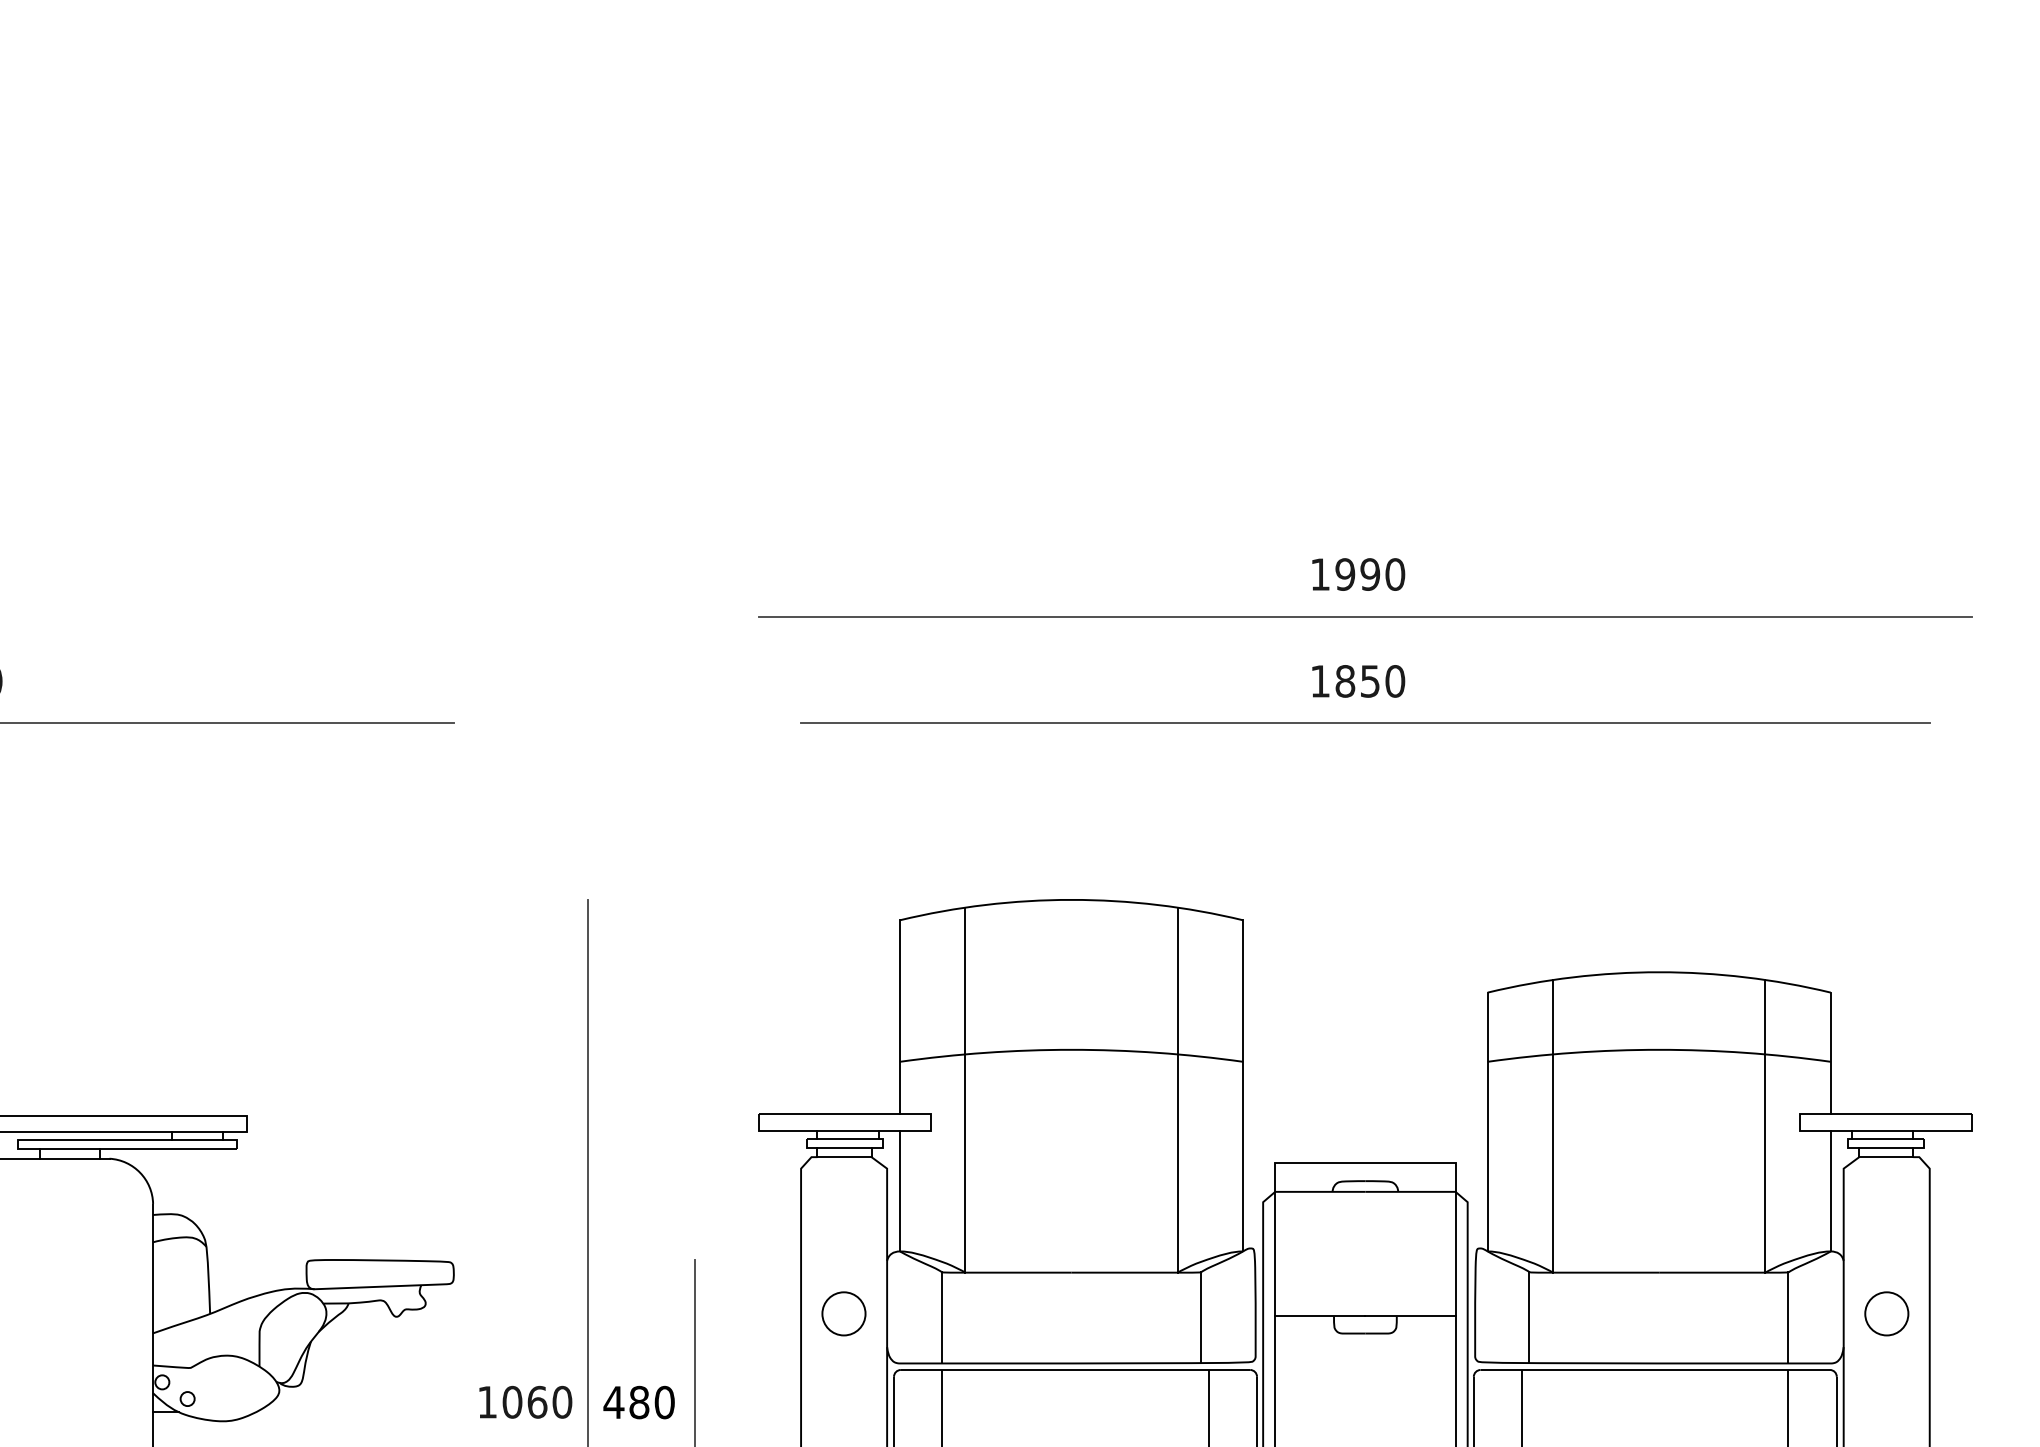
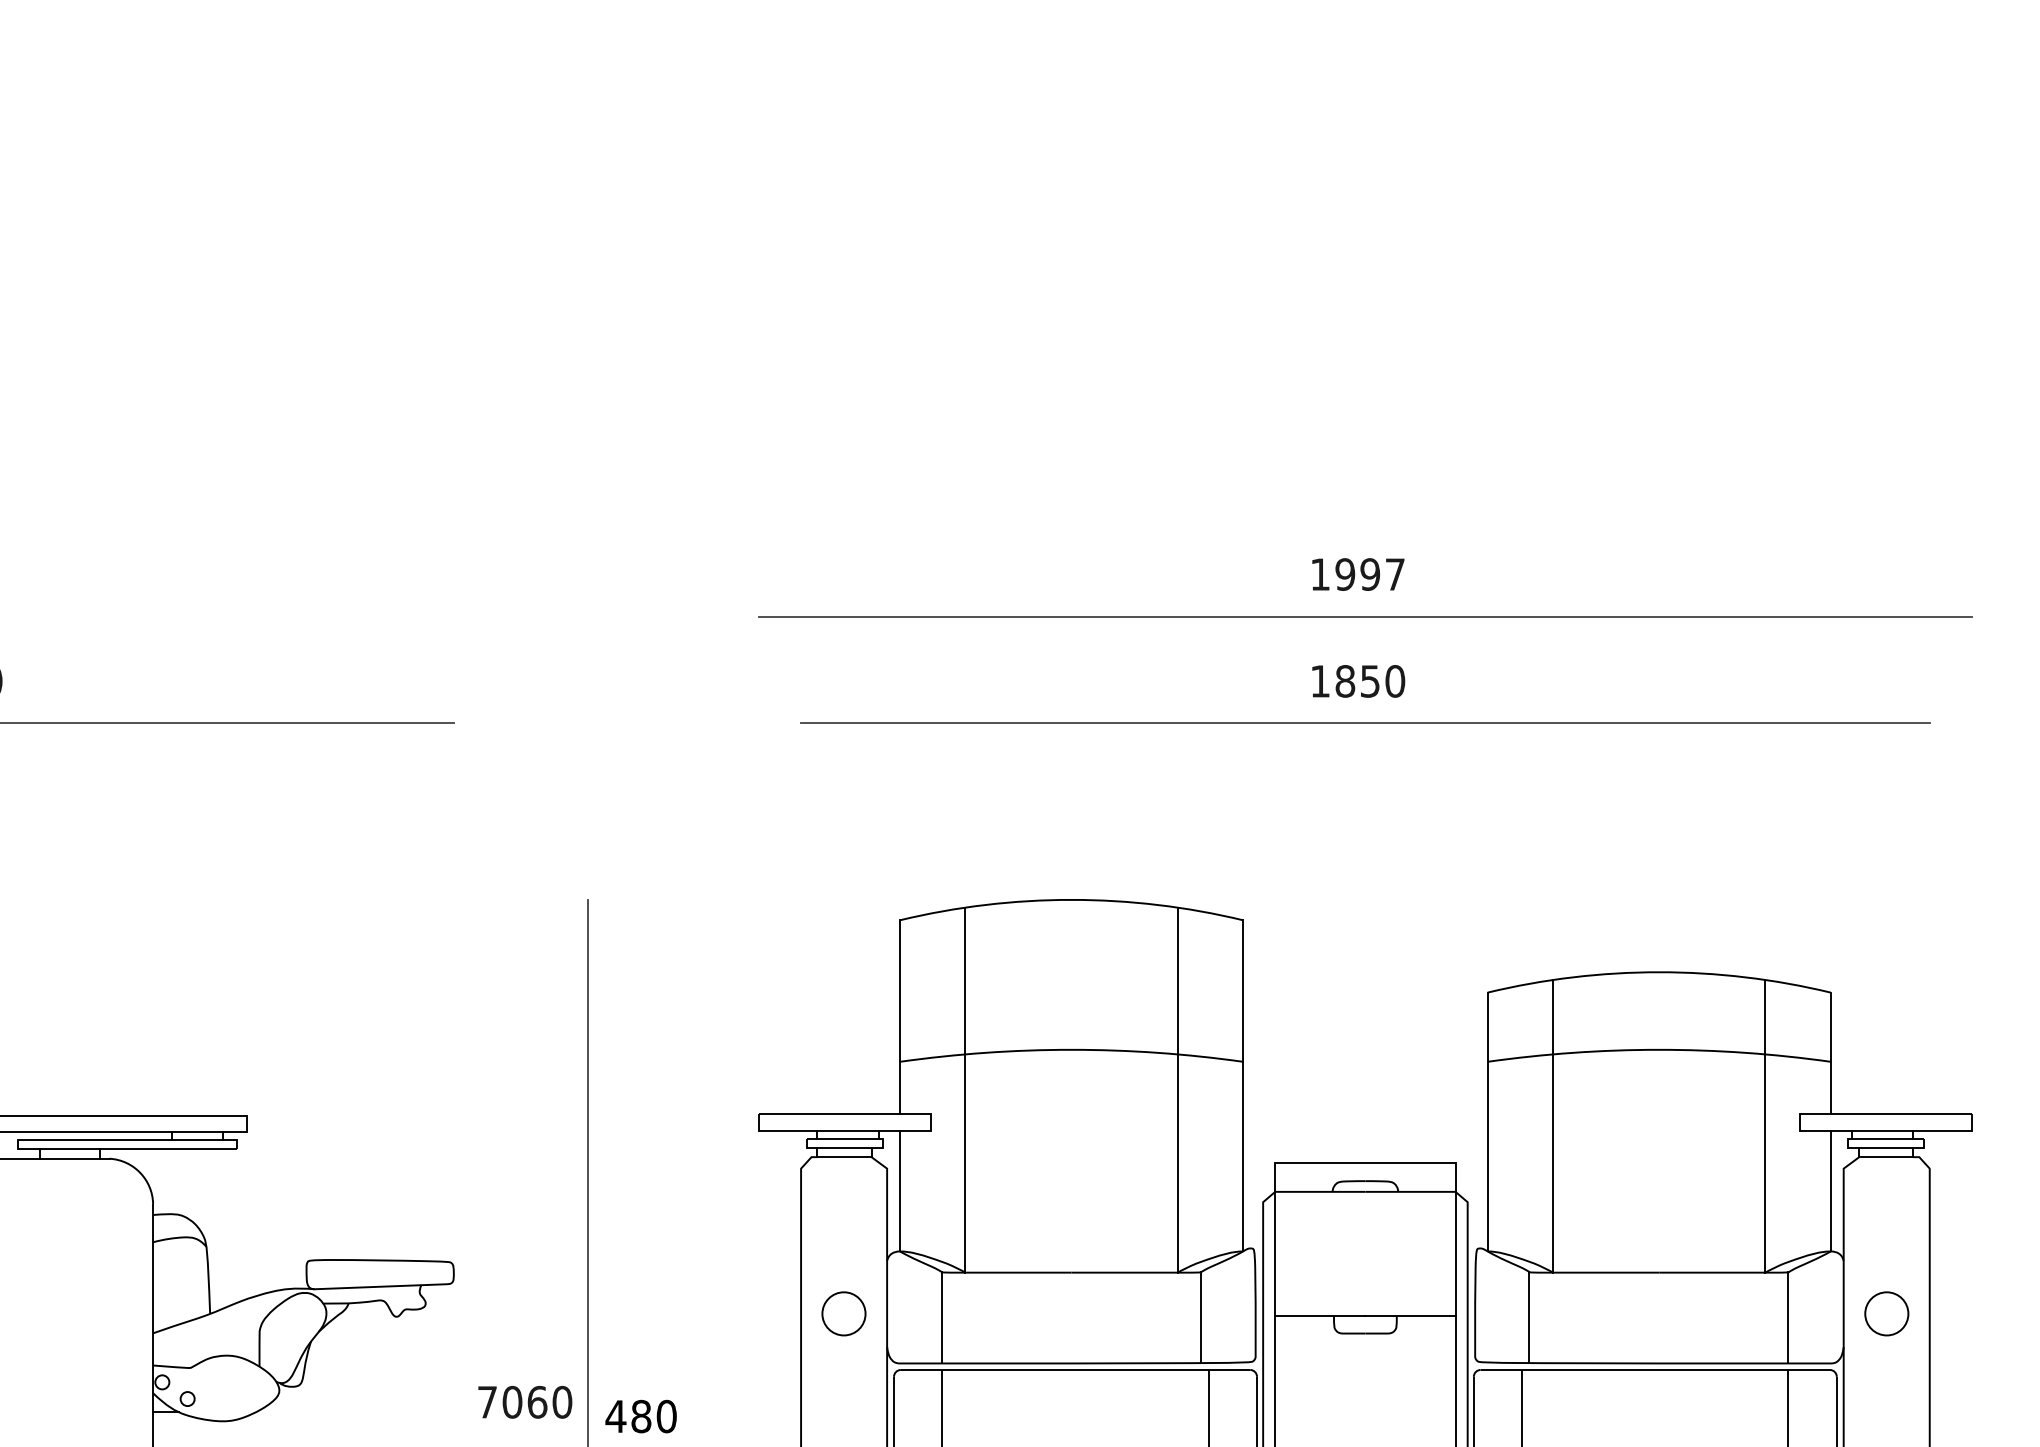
text: 1990 -> 1997 (1395, 574)
line: present -> none (695, 1351)
text: 1060 -> 7060 (487, 1402)
text position: (638, 1402) -> (640, 1416) (640, 1416)
